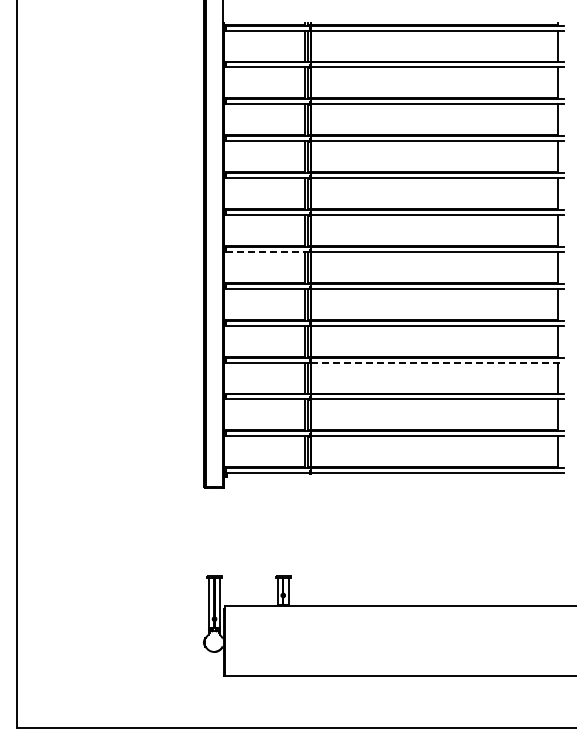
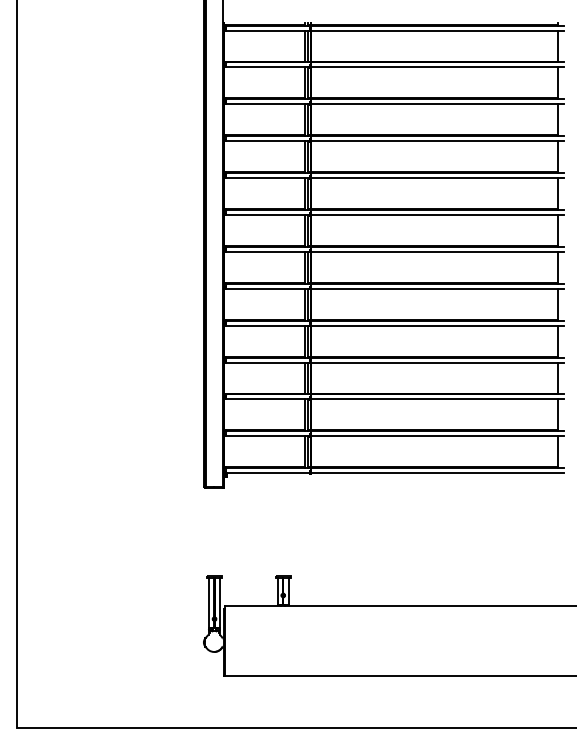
line: dashed -> solid (268, 251)
line: dashed -> solid (438, 362)
